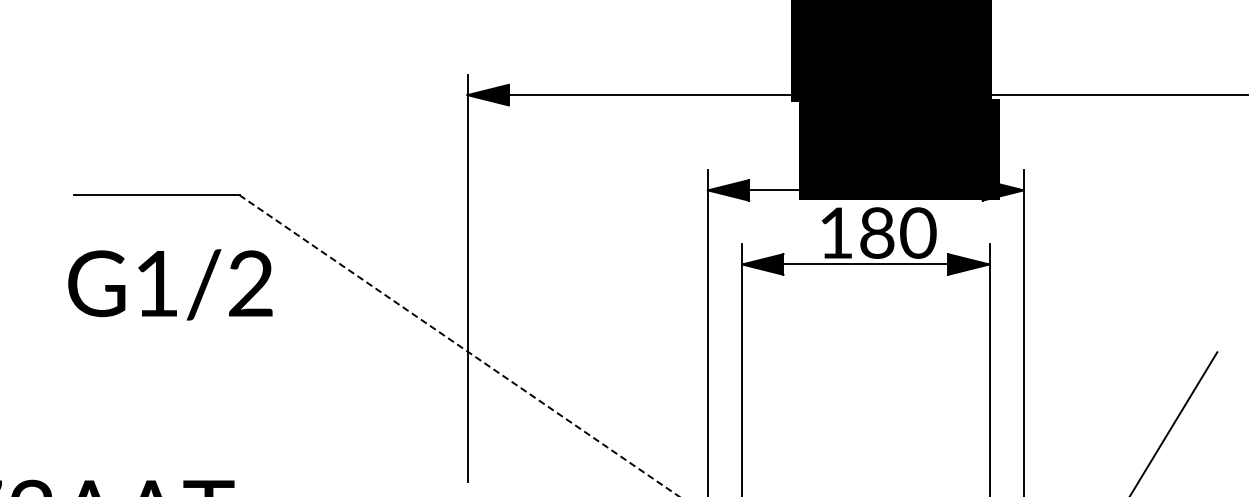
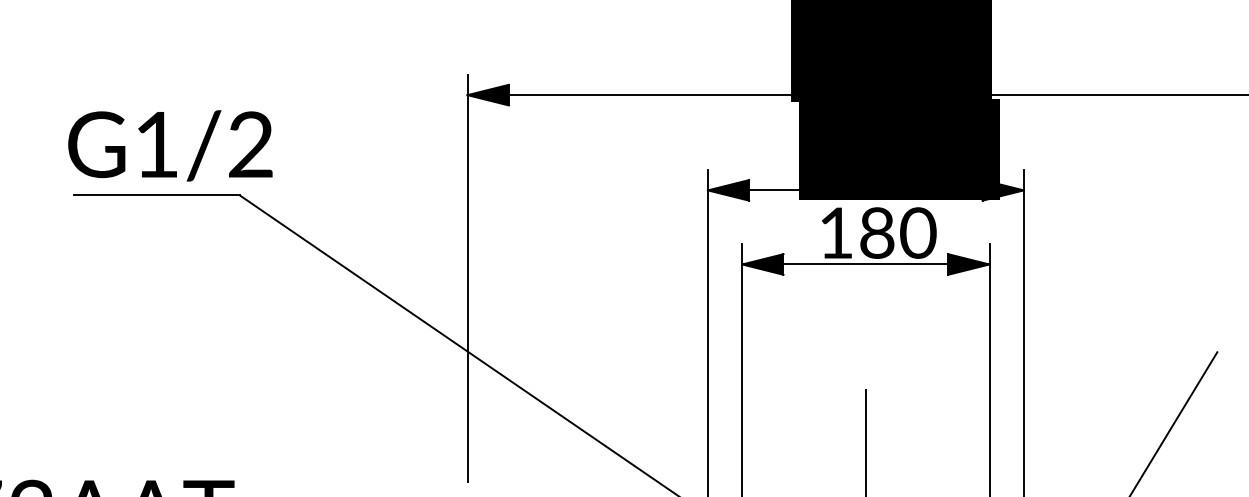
text position: (170, 284) -> (170, 145) (170, 145)
line: dashed -> solid (459, 345)
line: none -> present (865, 441)
